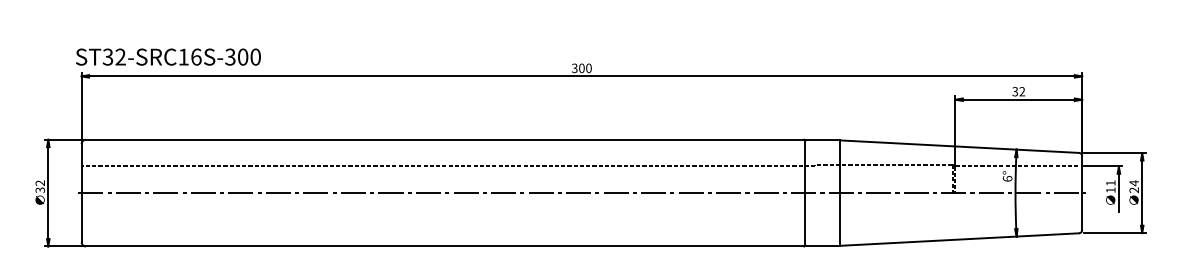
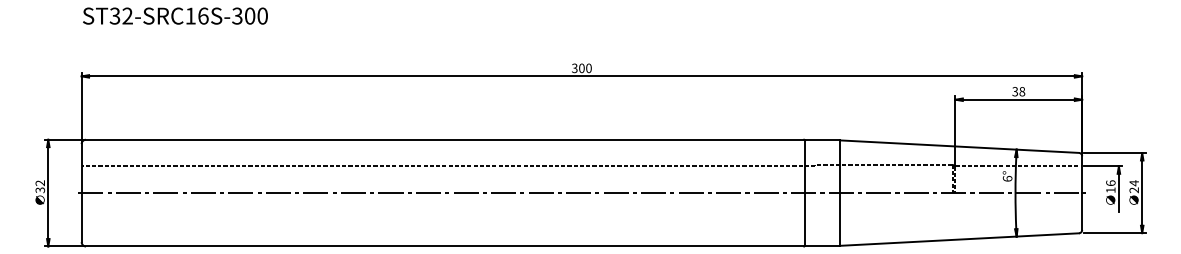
text position: (168, 56) -> (175, 15) (175, 15)
text: 32 -> 38 (1022, 91)
text: 11 -> 16 (1110, 182)
